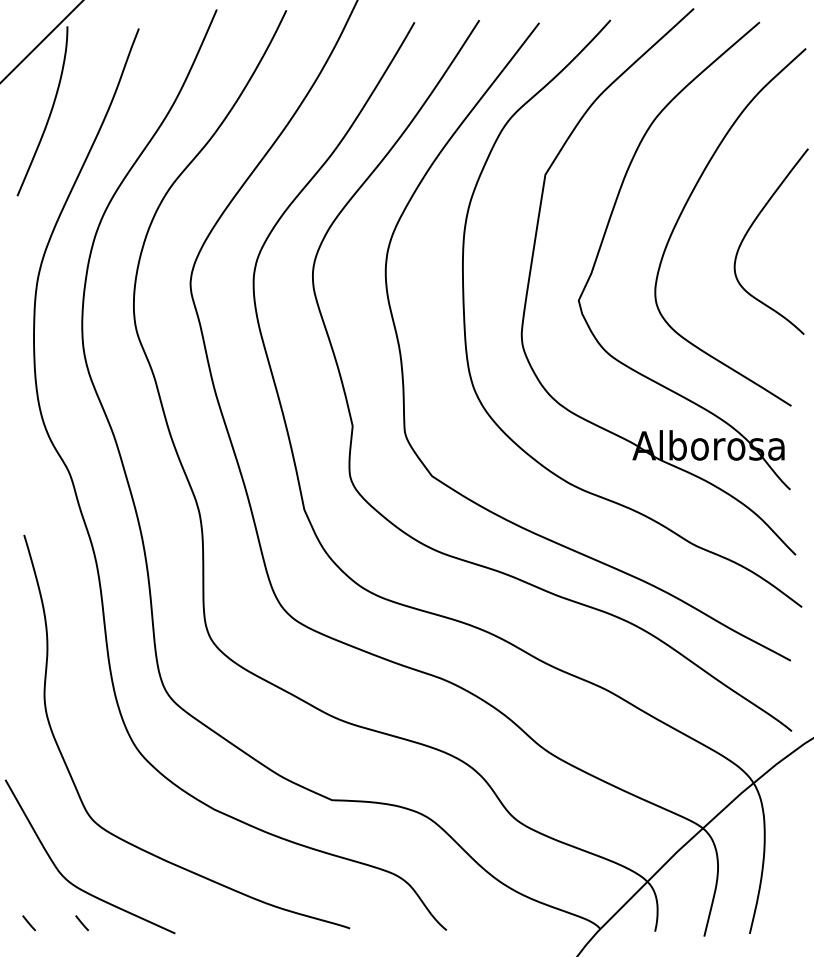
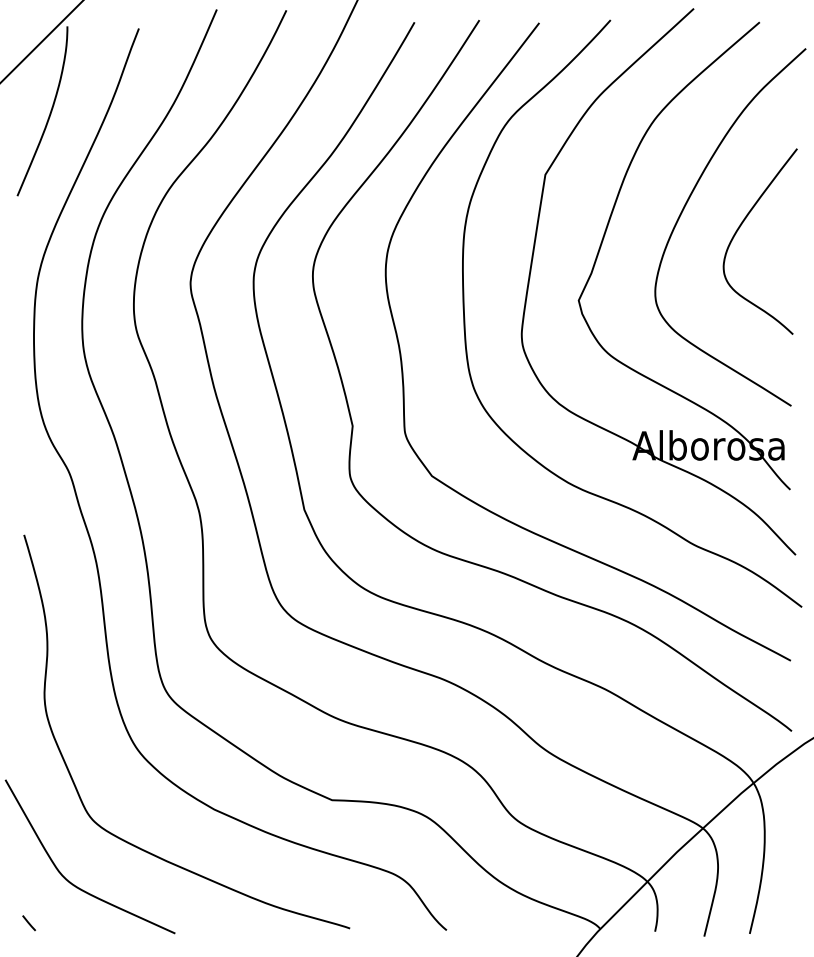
part position: (751, 227) -> (740, 227) (740, 227)
line: present -> none (81, 923)
